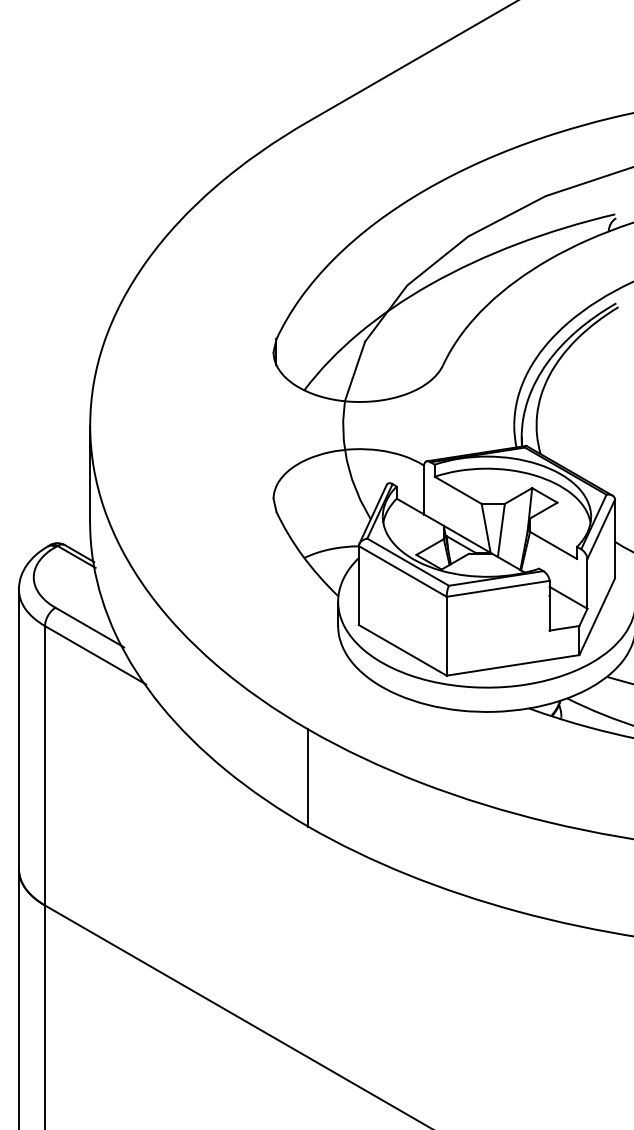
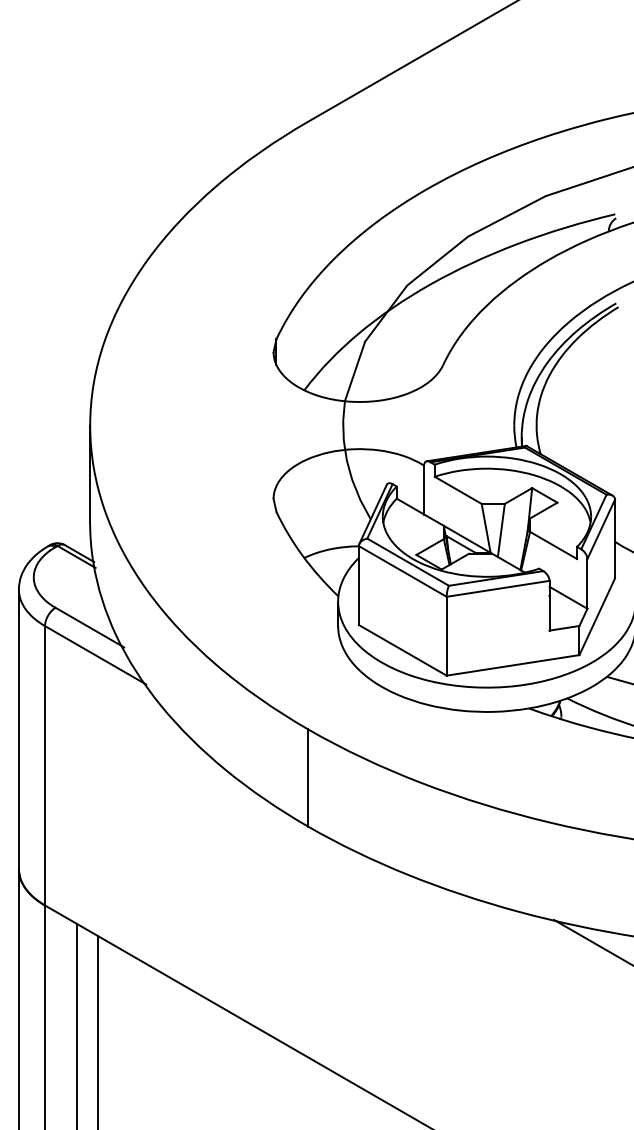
line: none -> present (592, 941)
line: none -> present (76, 1024)
line: none -> present (97, 1030)
